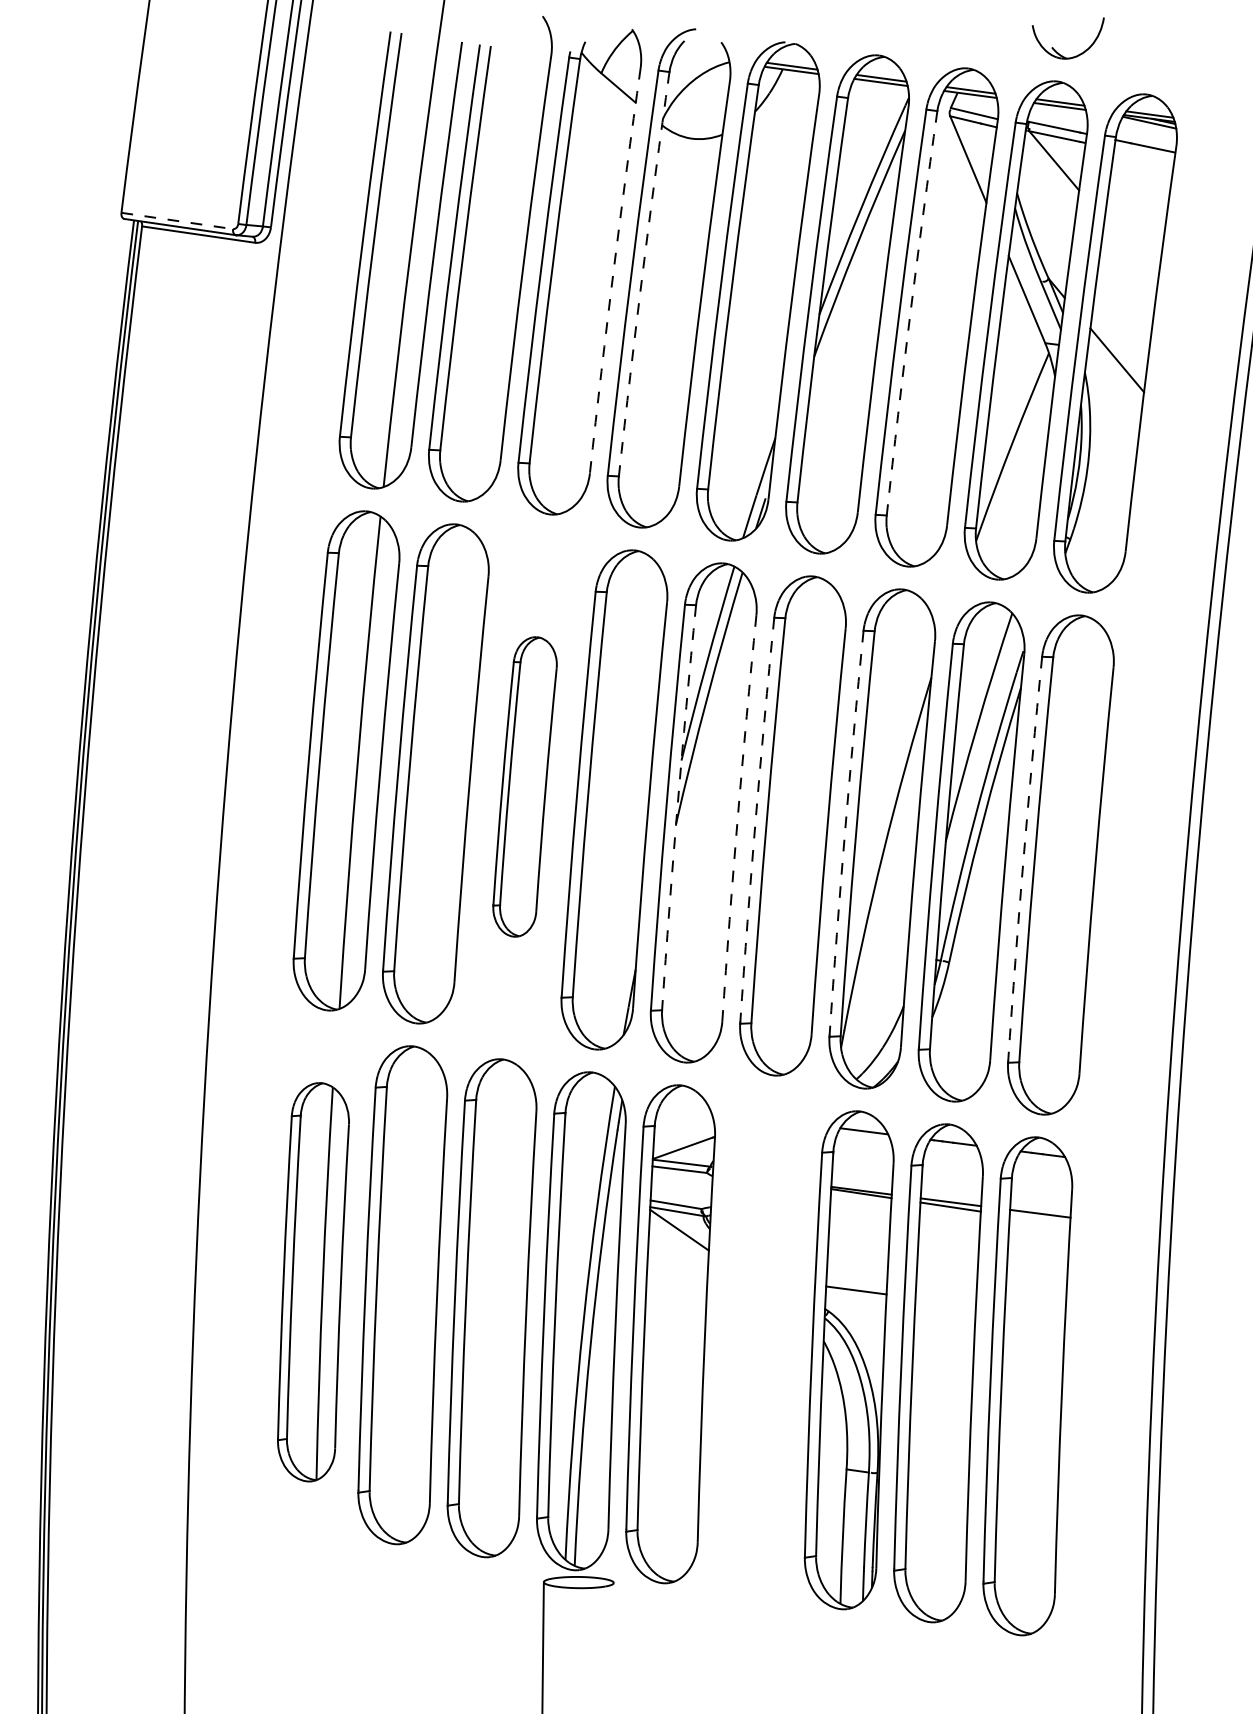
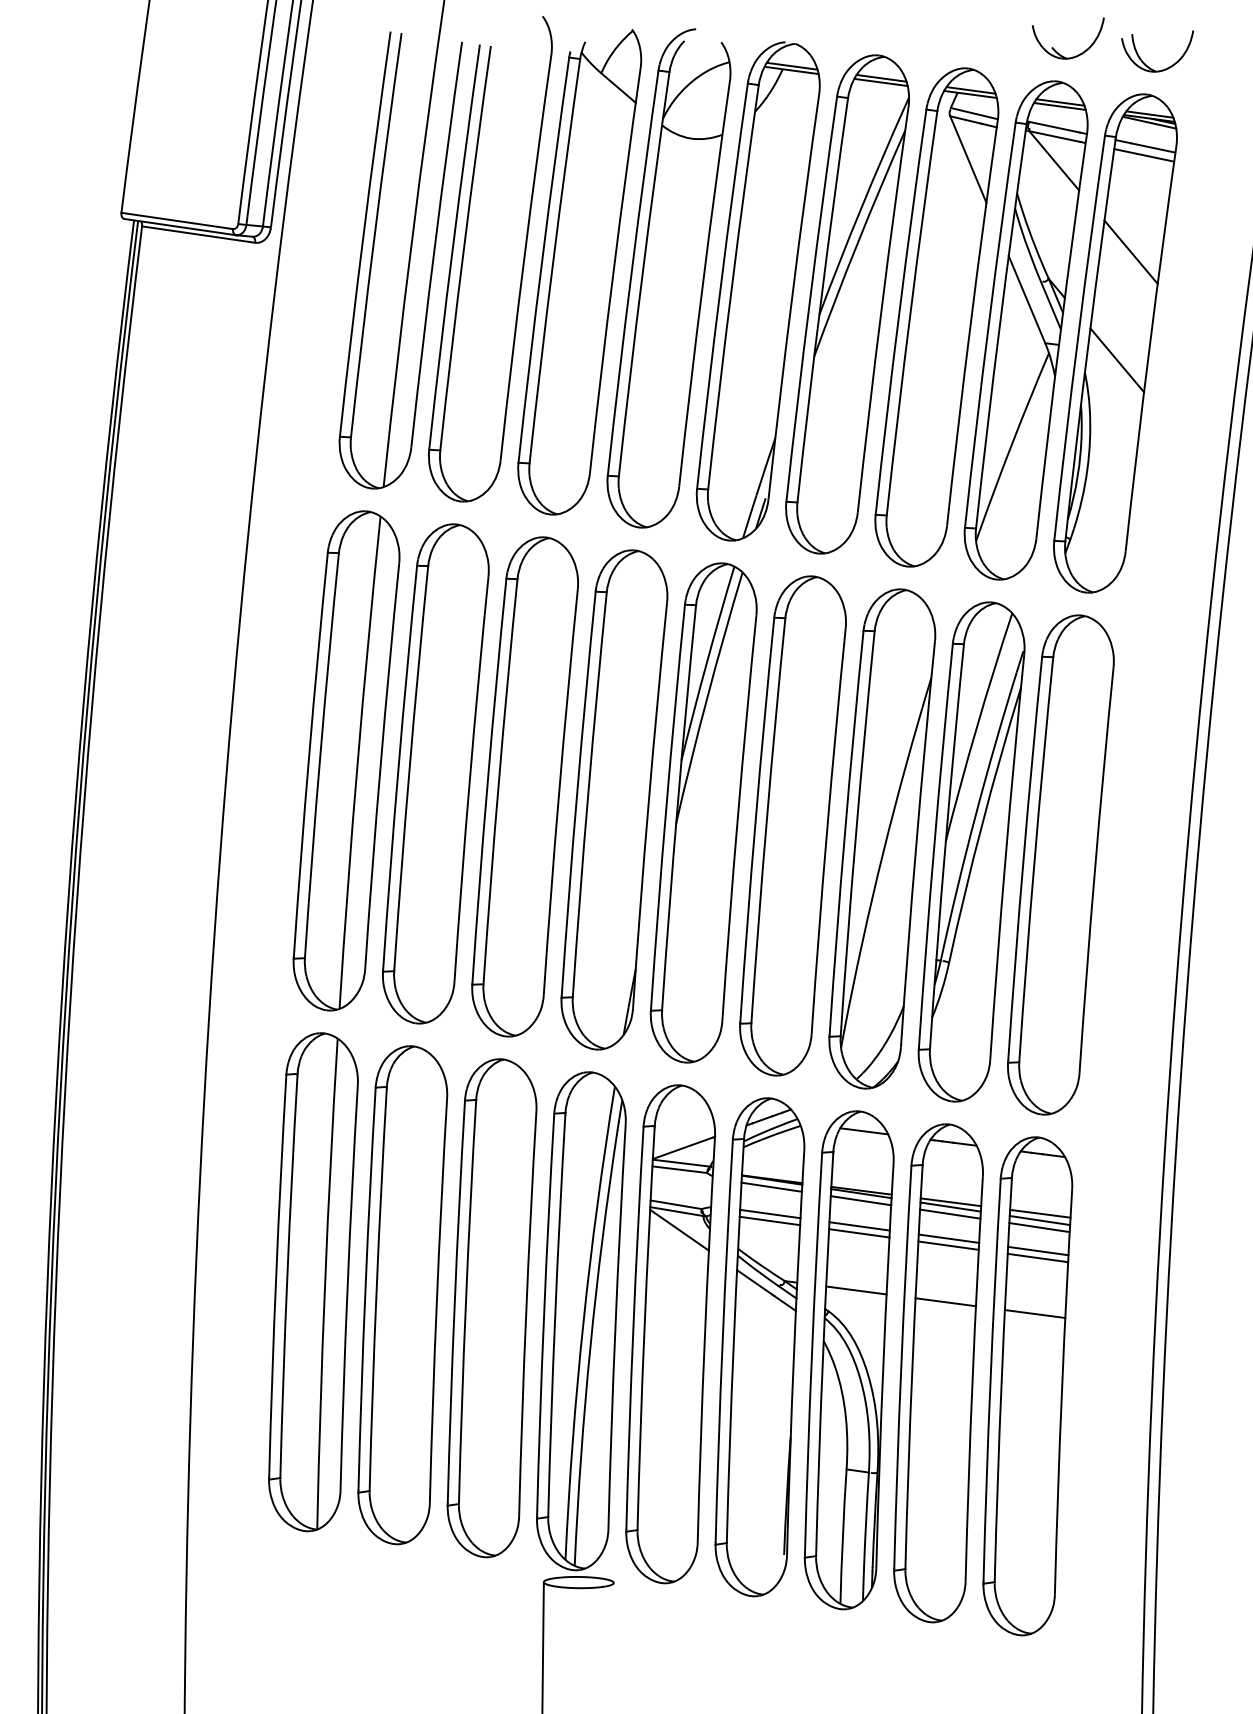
part: none -> present (1145, 63)
line: none -> present (1143, 155)
line: dashed -> solid (177, 221)
line: none -> present (1130, 251)
arc: dashed -> solid (613, 270)
arc: dashed -> solid (642, 274)
arc: dashed -> solid (910, 313)
part size: 66x302 px -> 108x502 px (524, 786)
arc: dashed -> solid (677, 807)
arc: dashed -> solid (737, 818)
arc: dashed -> solid (755, 820)
arc: dashed -> solid (844, 833)
arc: dashed -> solid (1023, 859)
line: none -> present (860, 1200)
line: none -> present (950, 1213)
line: none -> present (1039, 1220)
line: none -> present (859, 1226)
line: none -> present (1039, 1227)
line: none -> present (859, 1233)
line: none -> present (948, 1238)
line: none -> present (948, 1245)
line: none -> present (1038, 1250)
line: none -> present (1037, 1257)
part size: 73x401 px -> 91x501 px (313, 1282)
line: none -> present (945, 1302)
line: none -> present (1034, 1314)
part: none -> present (759, 1347)
